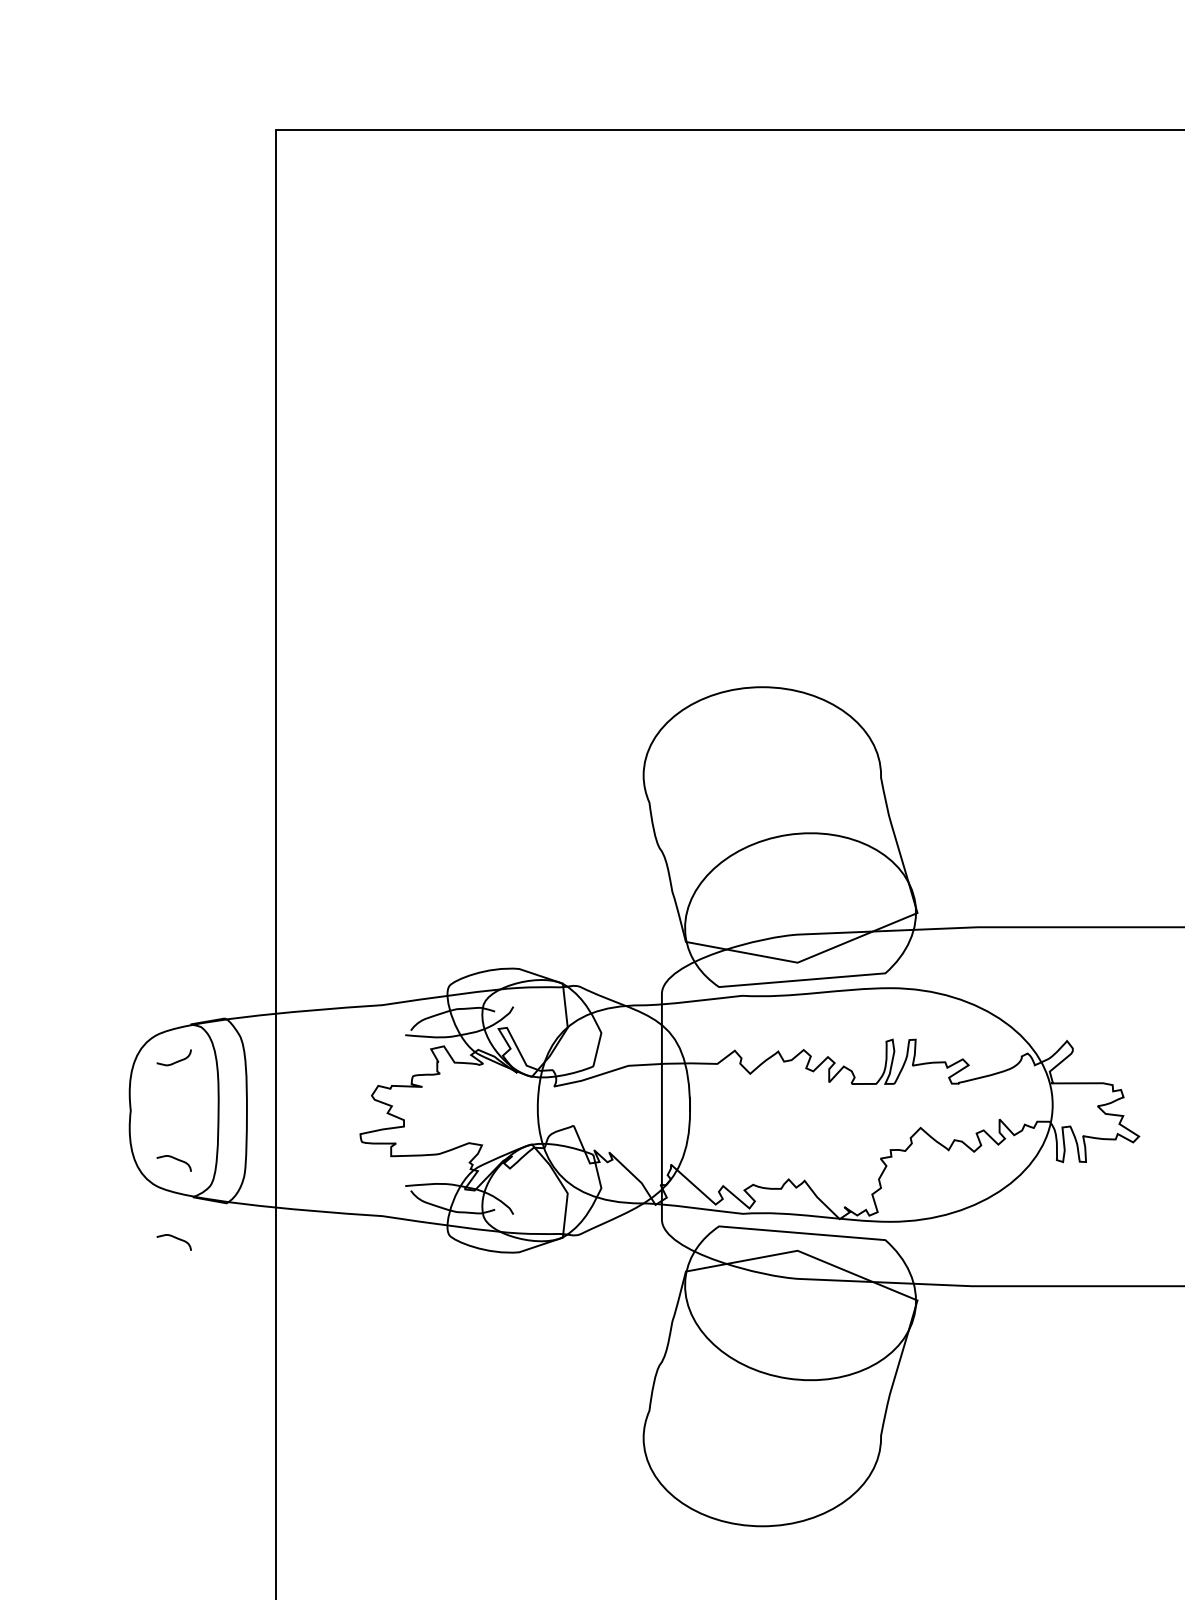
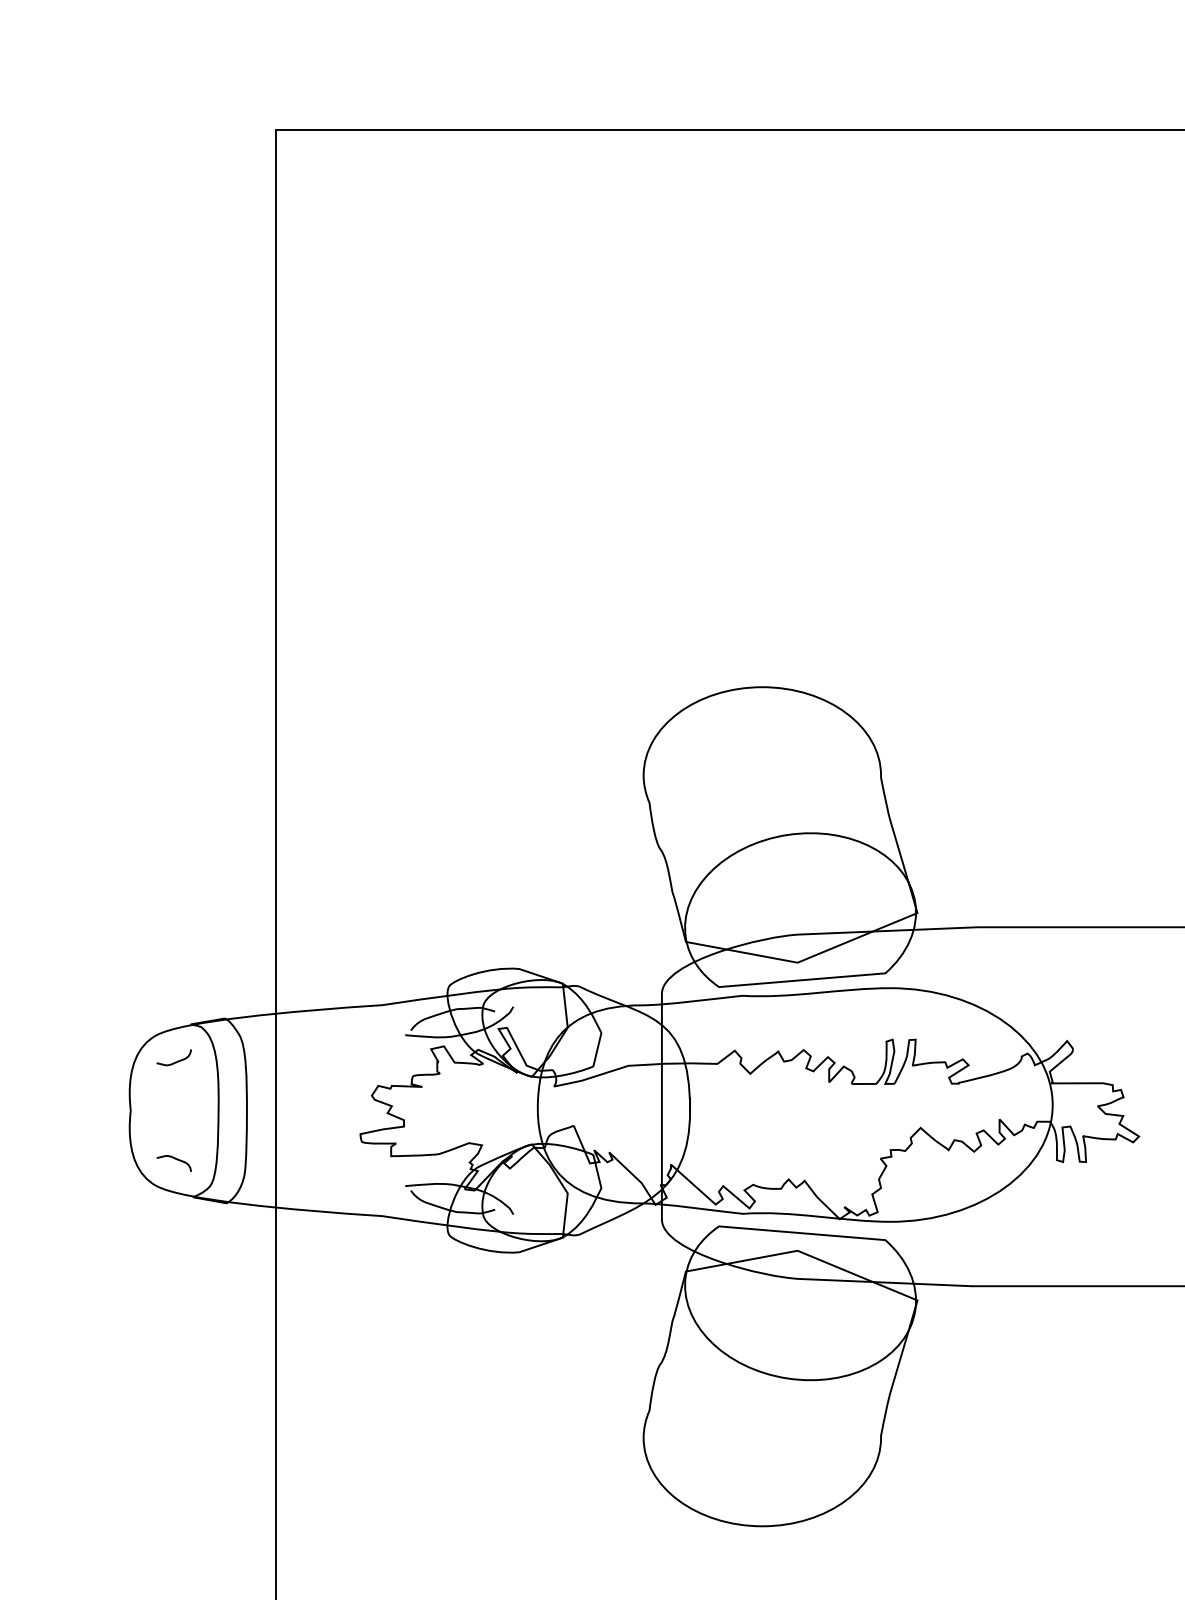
curve: present -> none (174, 1238)
